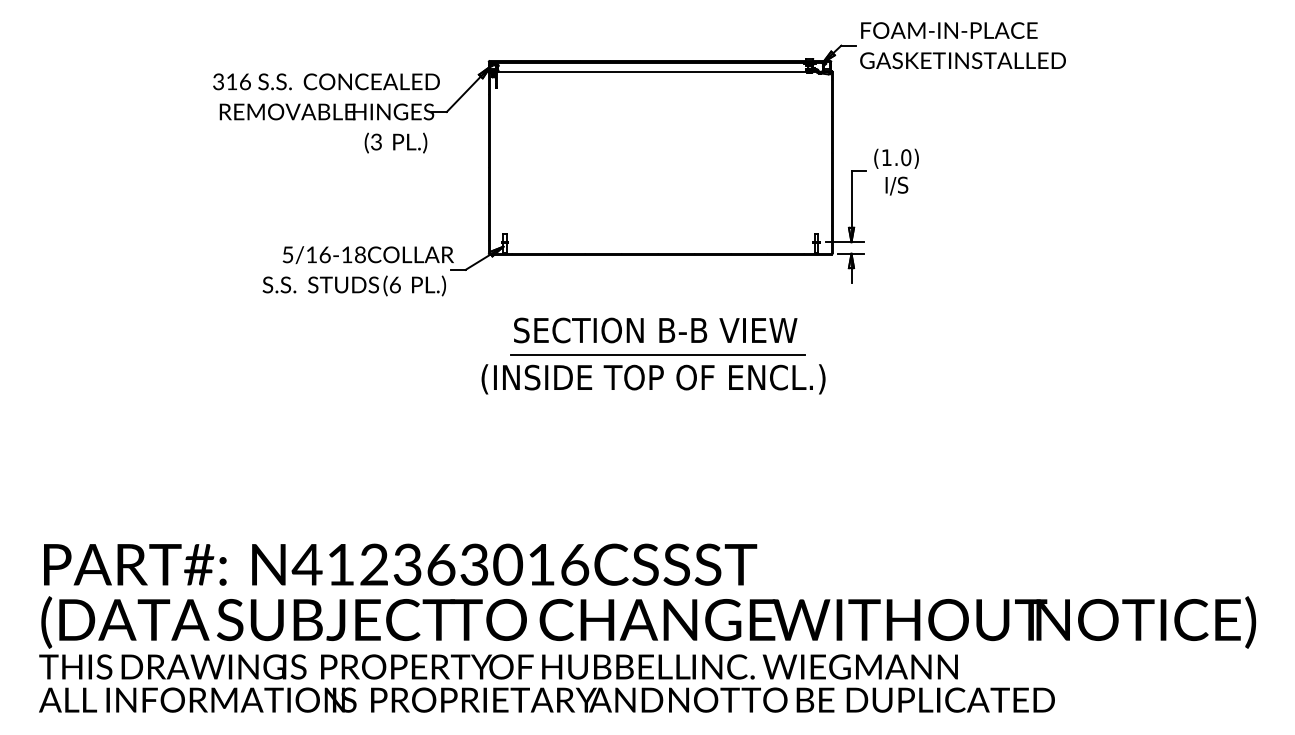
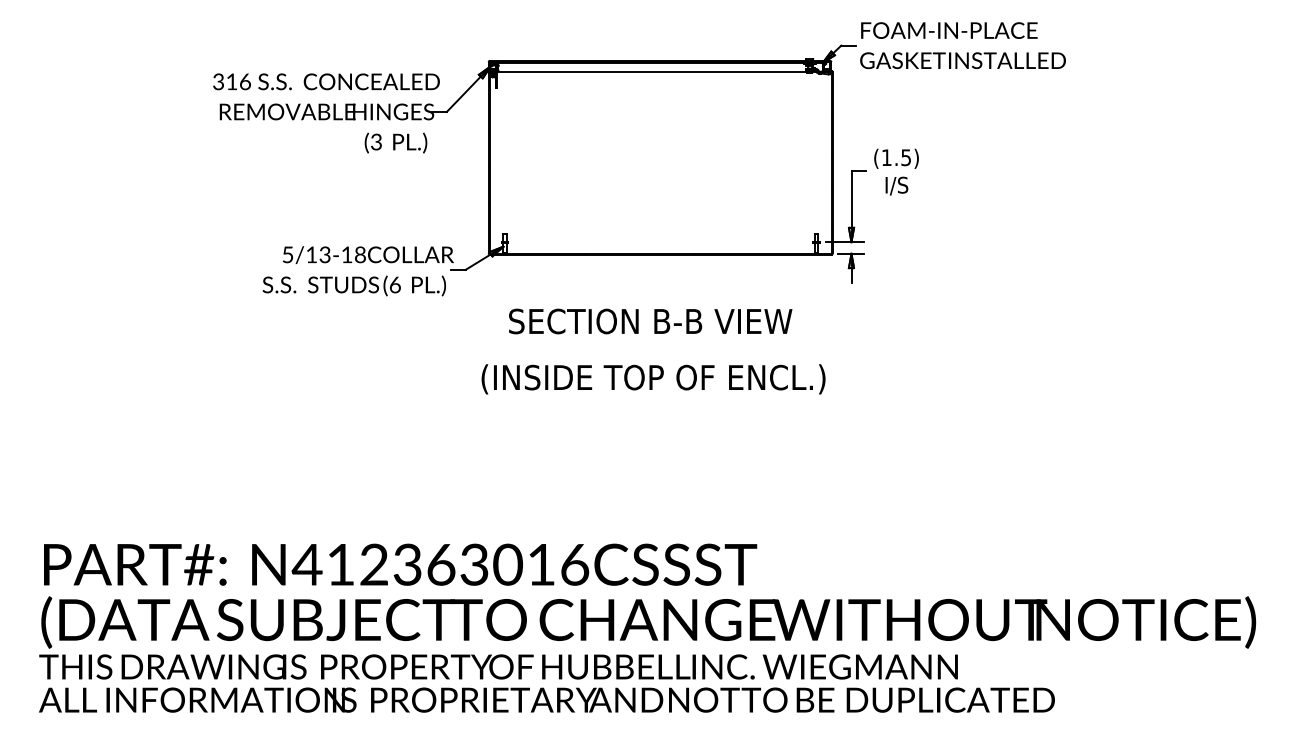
text: (1.0) -> (1.5) (906, 157)
text: 5/16-18 -> 5/13-18 (324, 254)
text position: (655, 330) -> (650, 321) (650, 321)
line: present -> none (657, 355)
